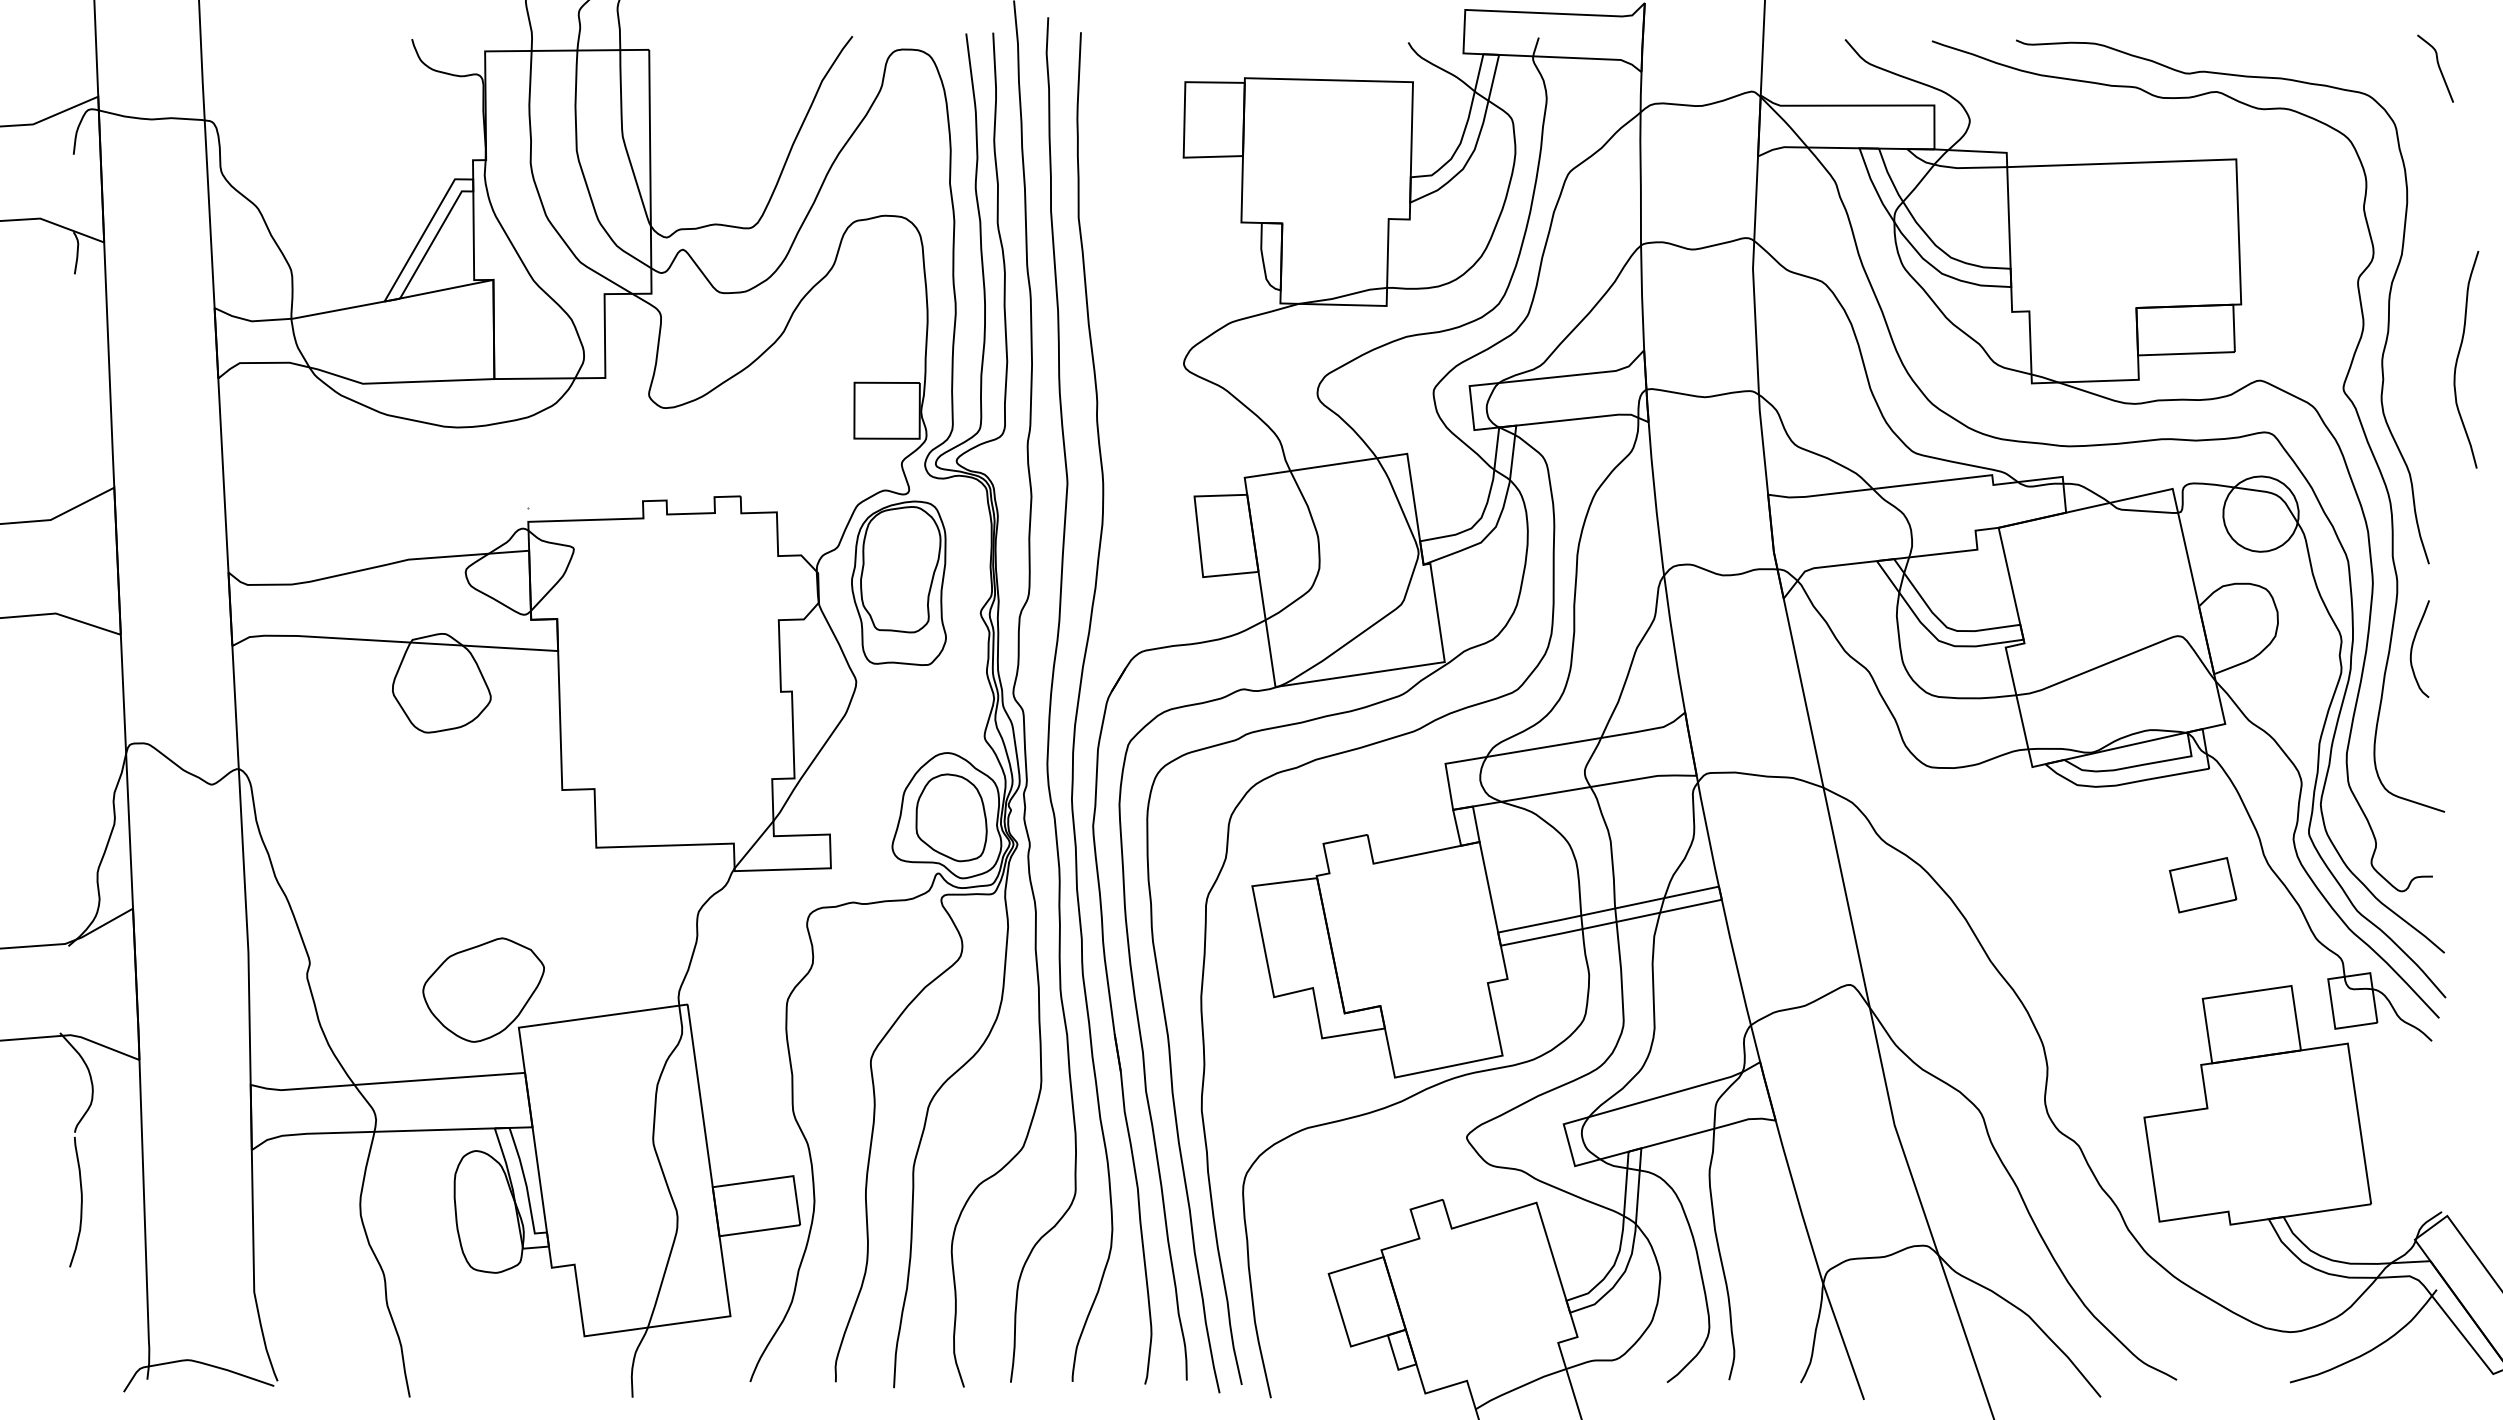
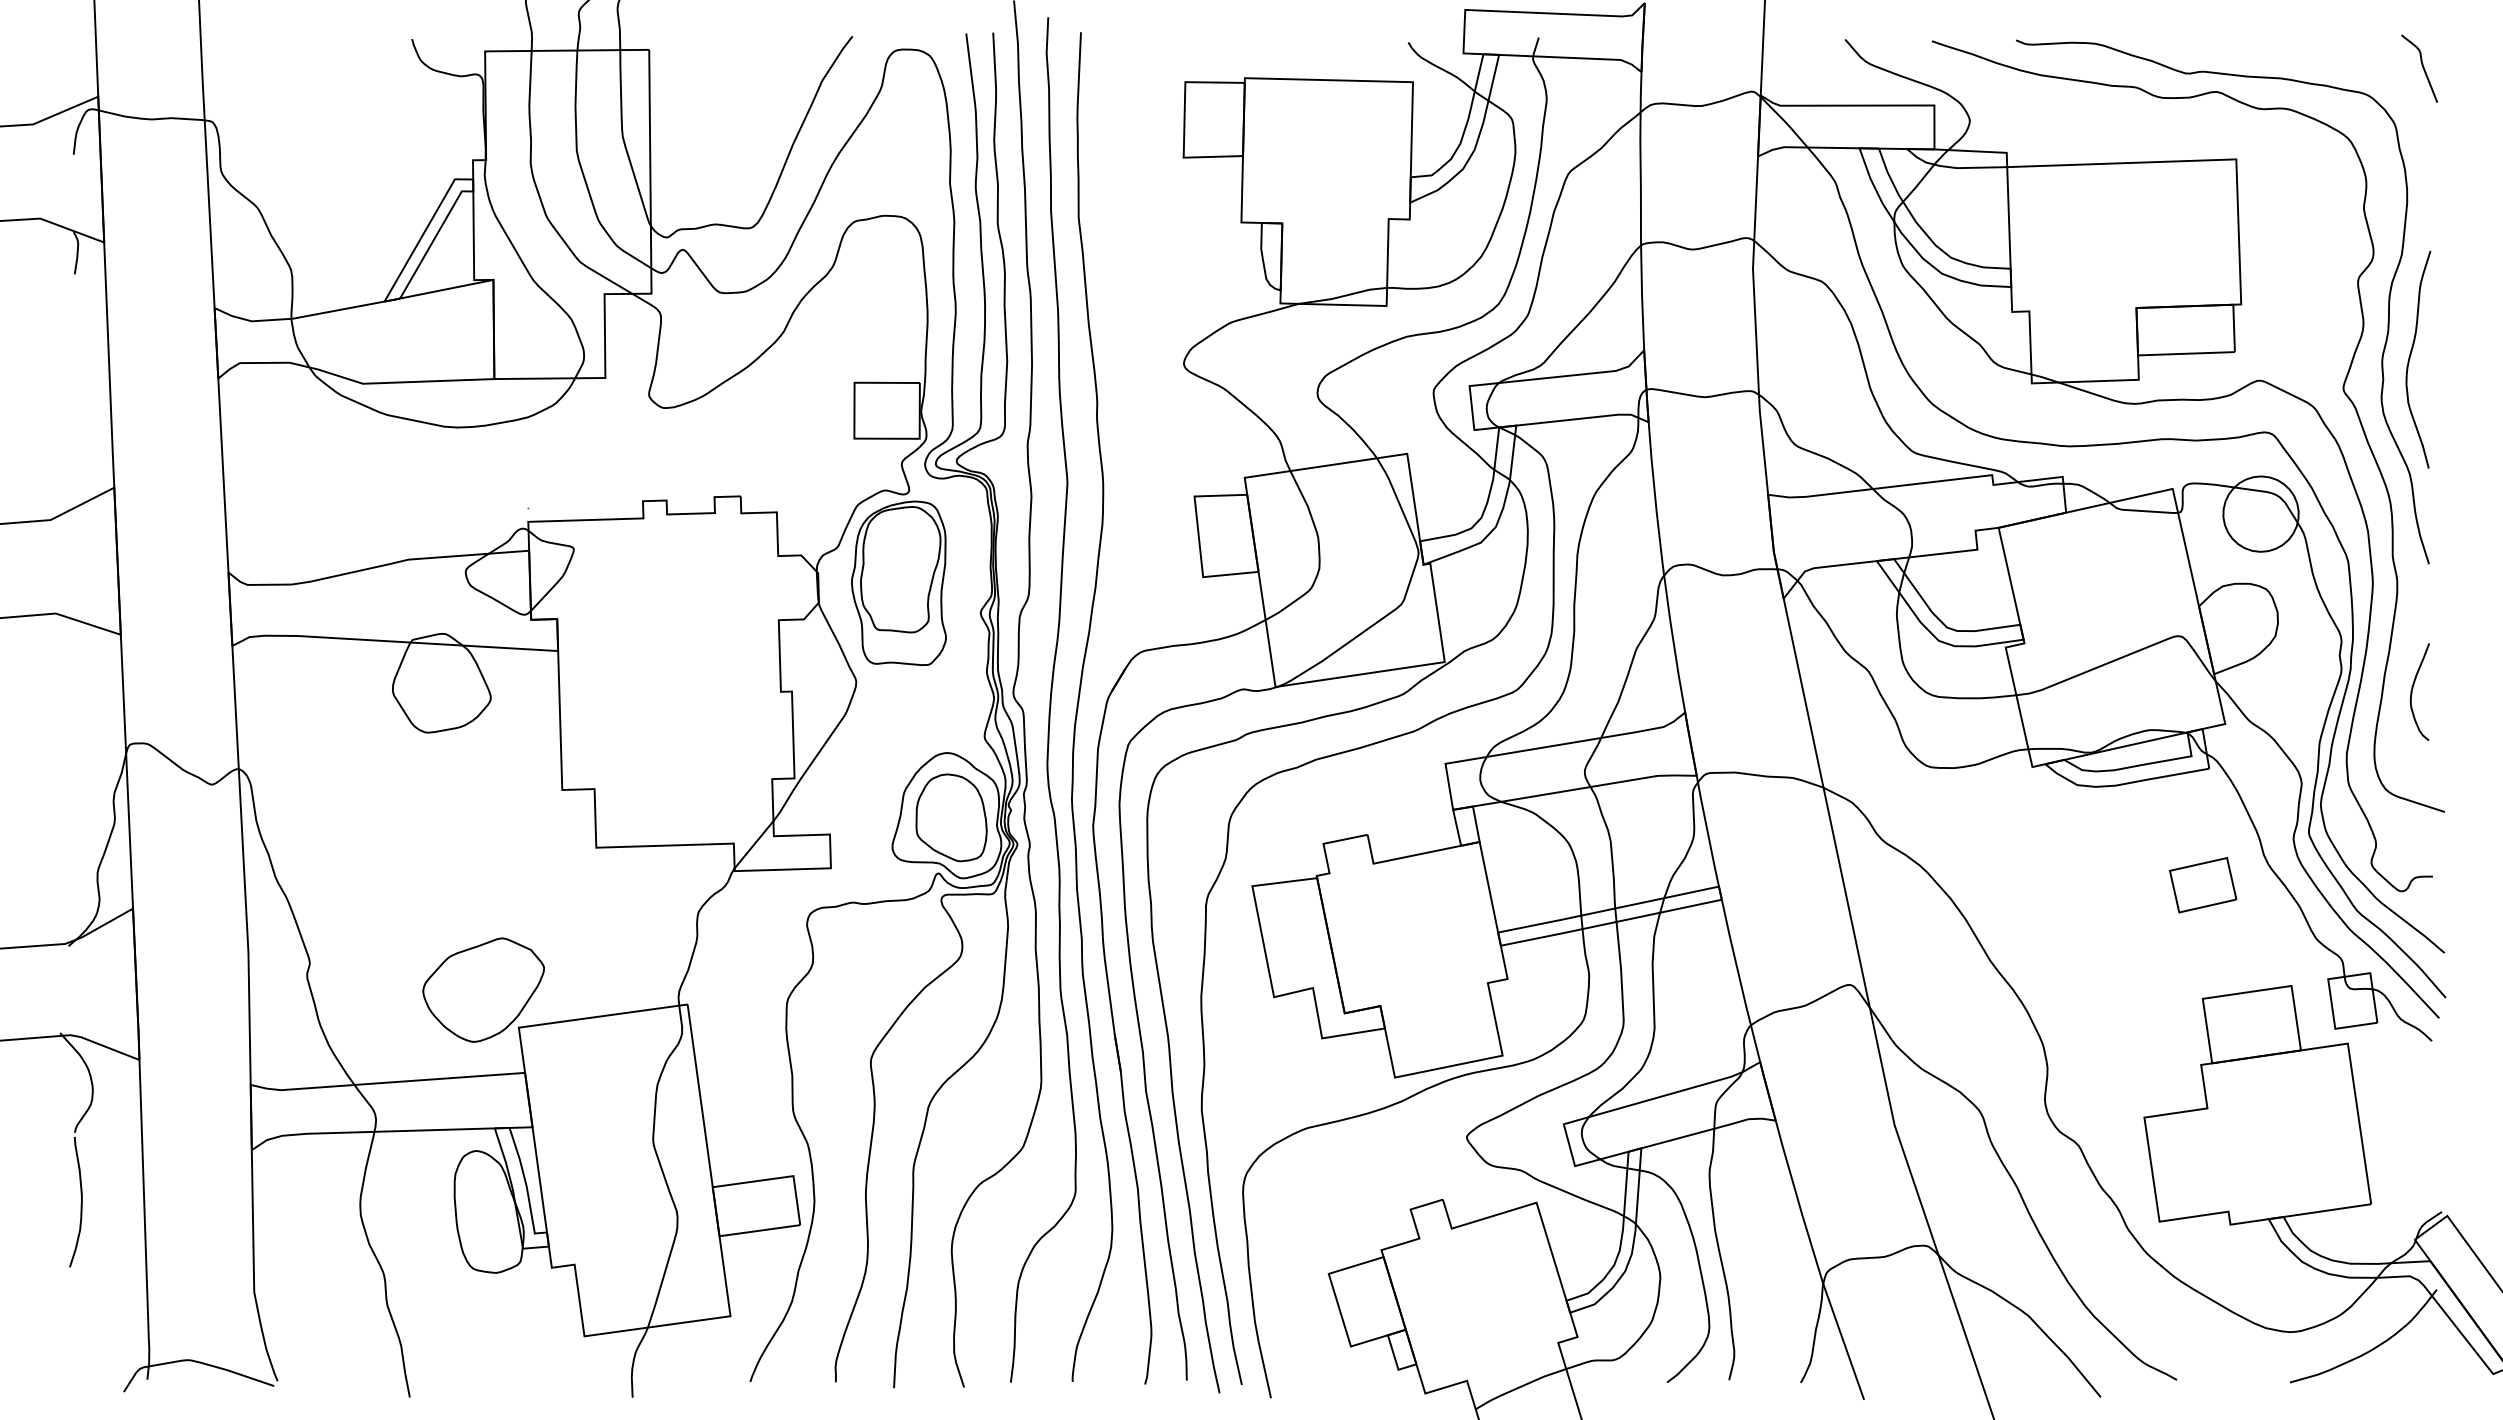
curve position: (2438, 68) -> (2422, 68) (2422, 68)
curve position: (2459, 355) -> (2411, 355) (2411, 355)
curve position: (2413, 645) -> (2413, 688) (2413, 688)
